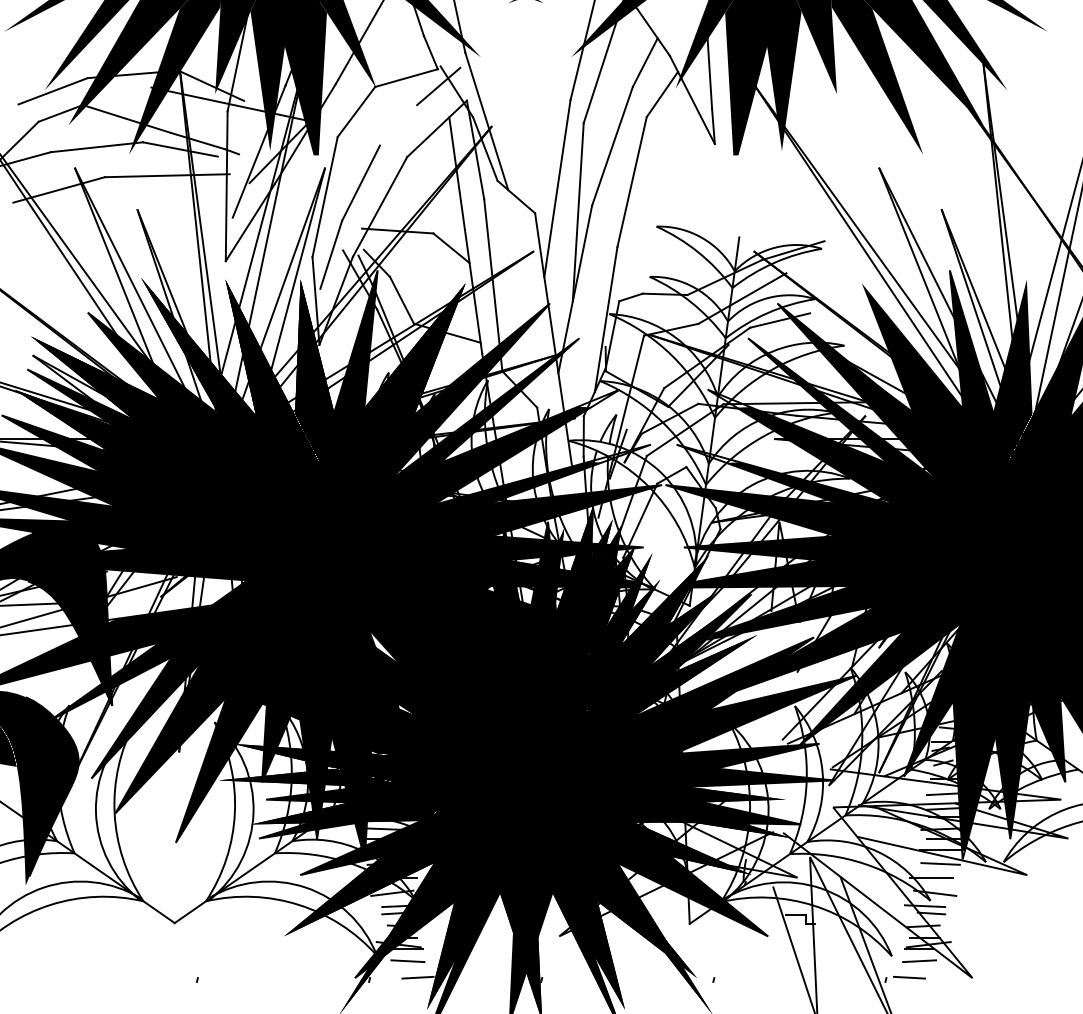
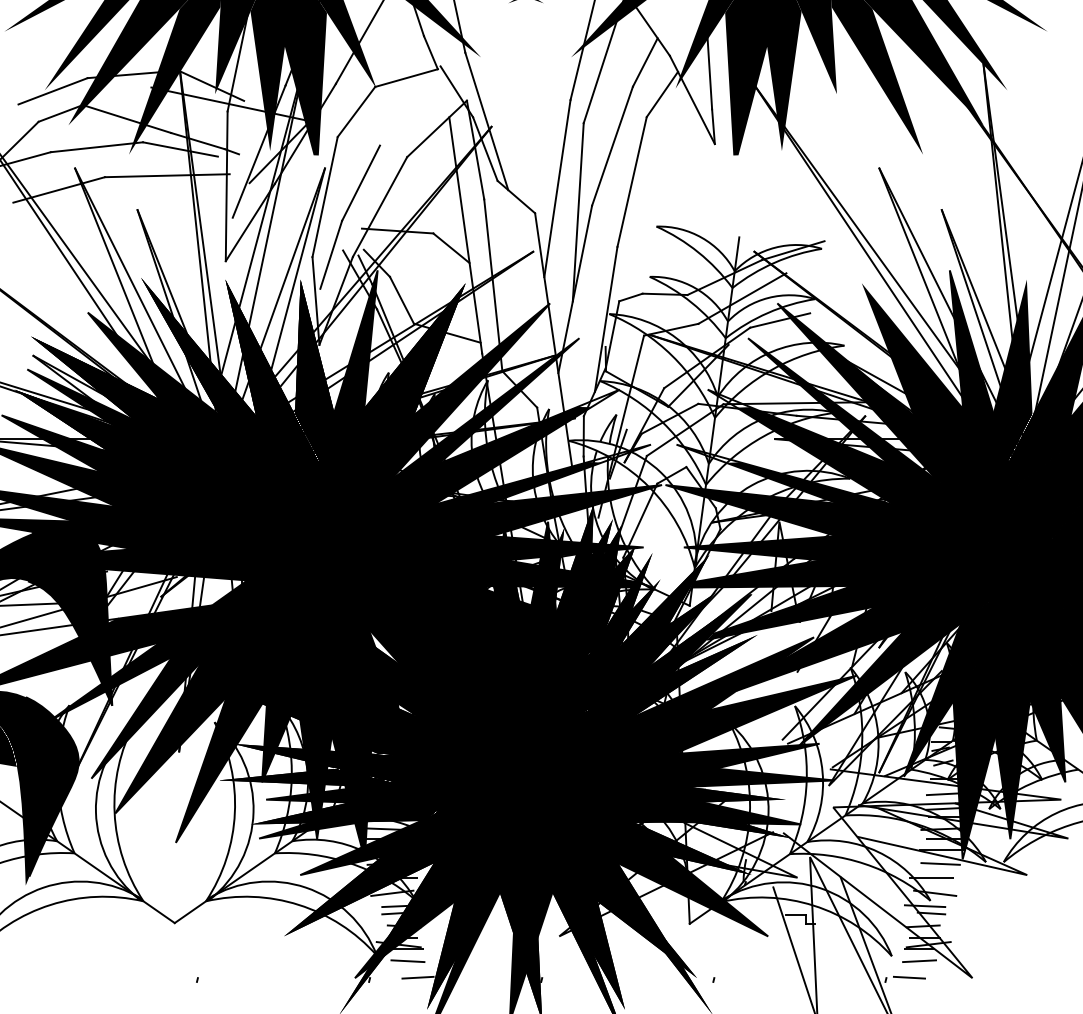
line: present -> none (438, 86)
